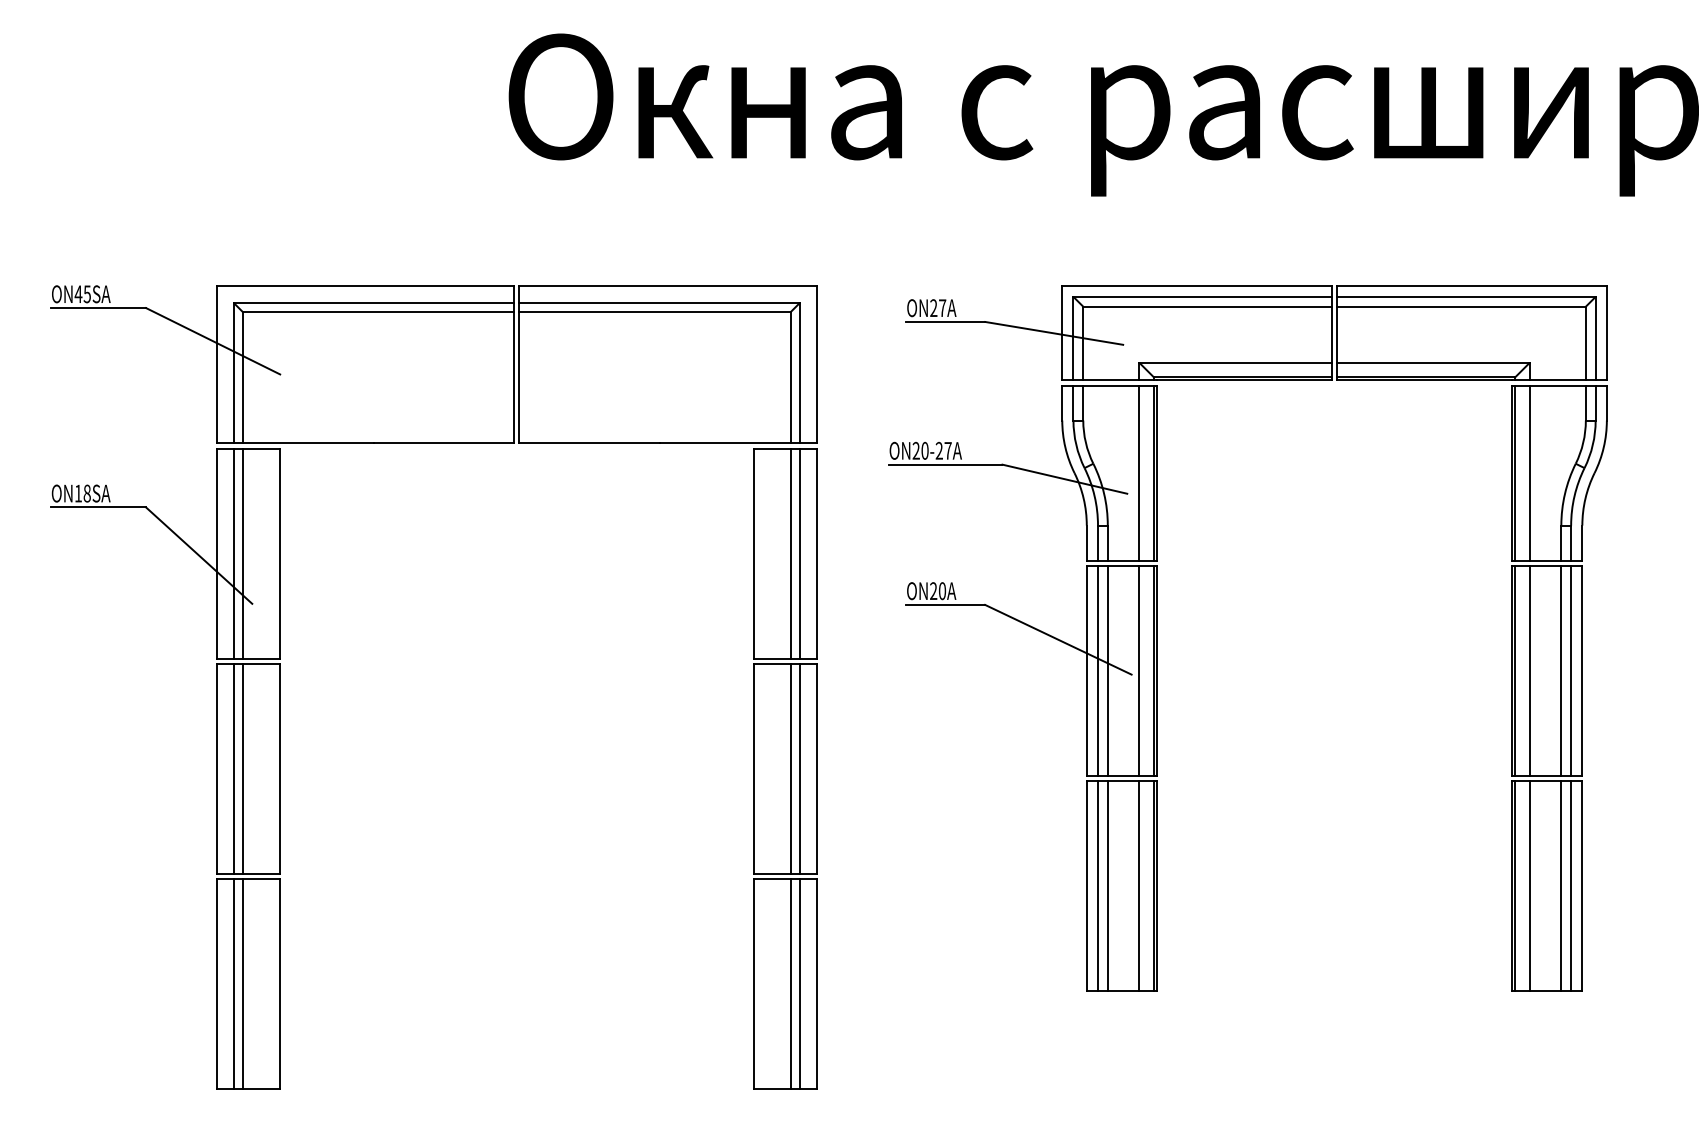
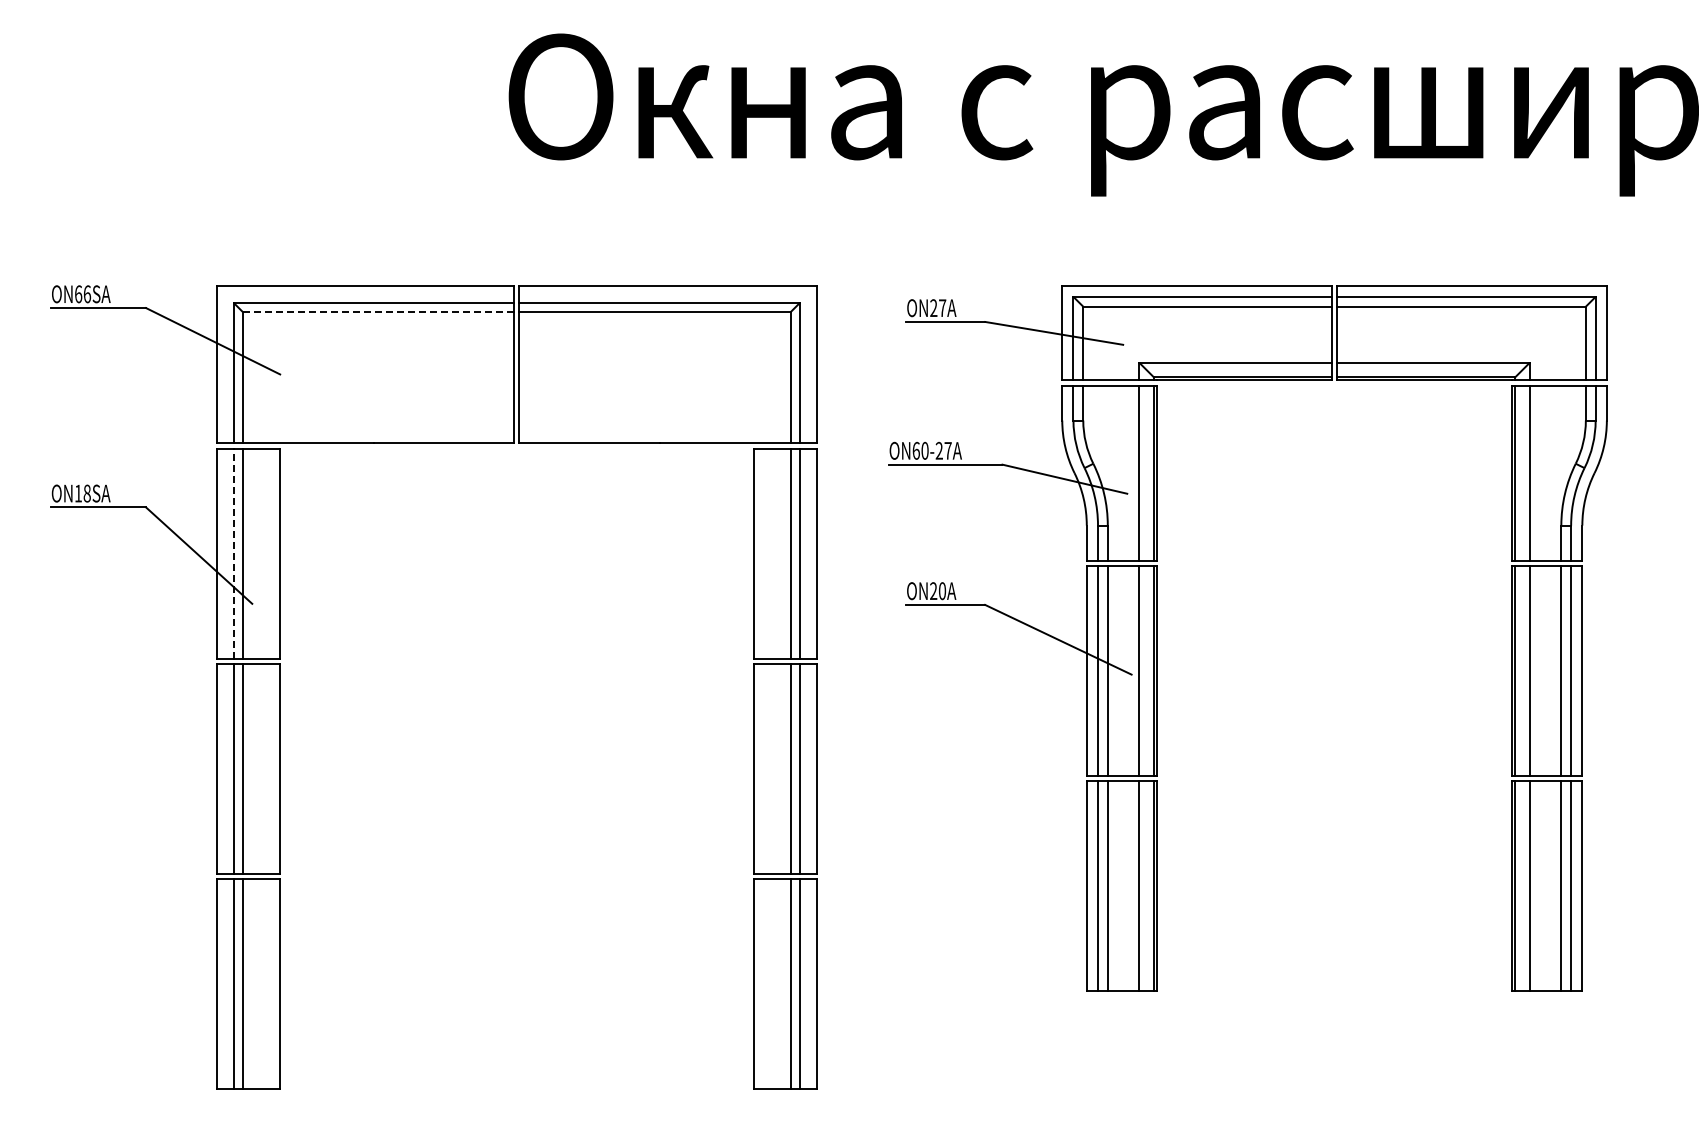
text: ON45SA -> ON66SA (82, 294)
line: solid -> dashed (378, 311)
text: ON20-27A -> ON60-27A (915, 450)
line: solid -> dashed (234, 553)
